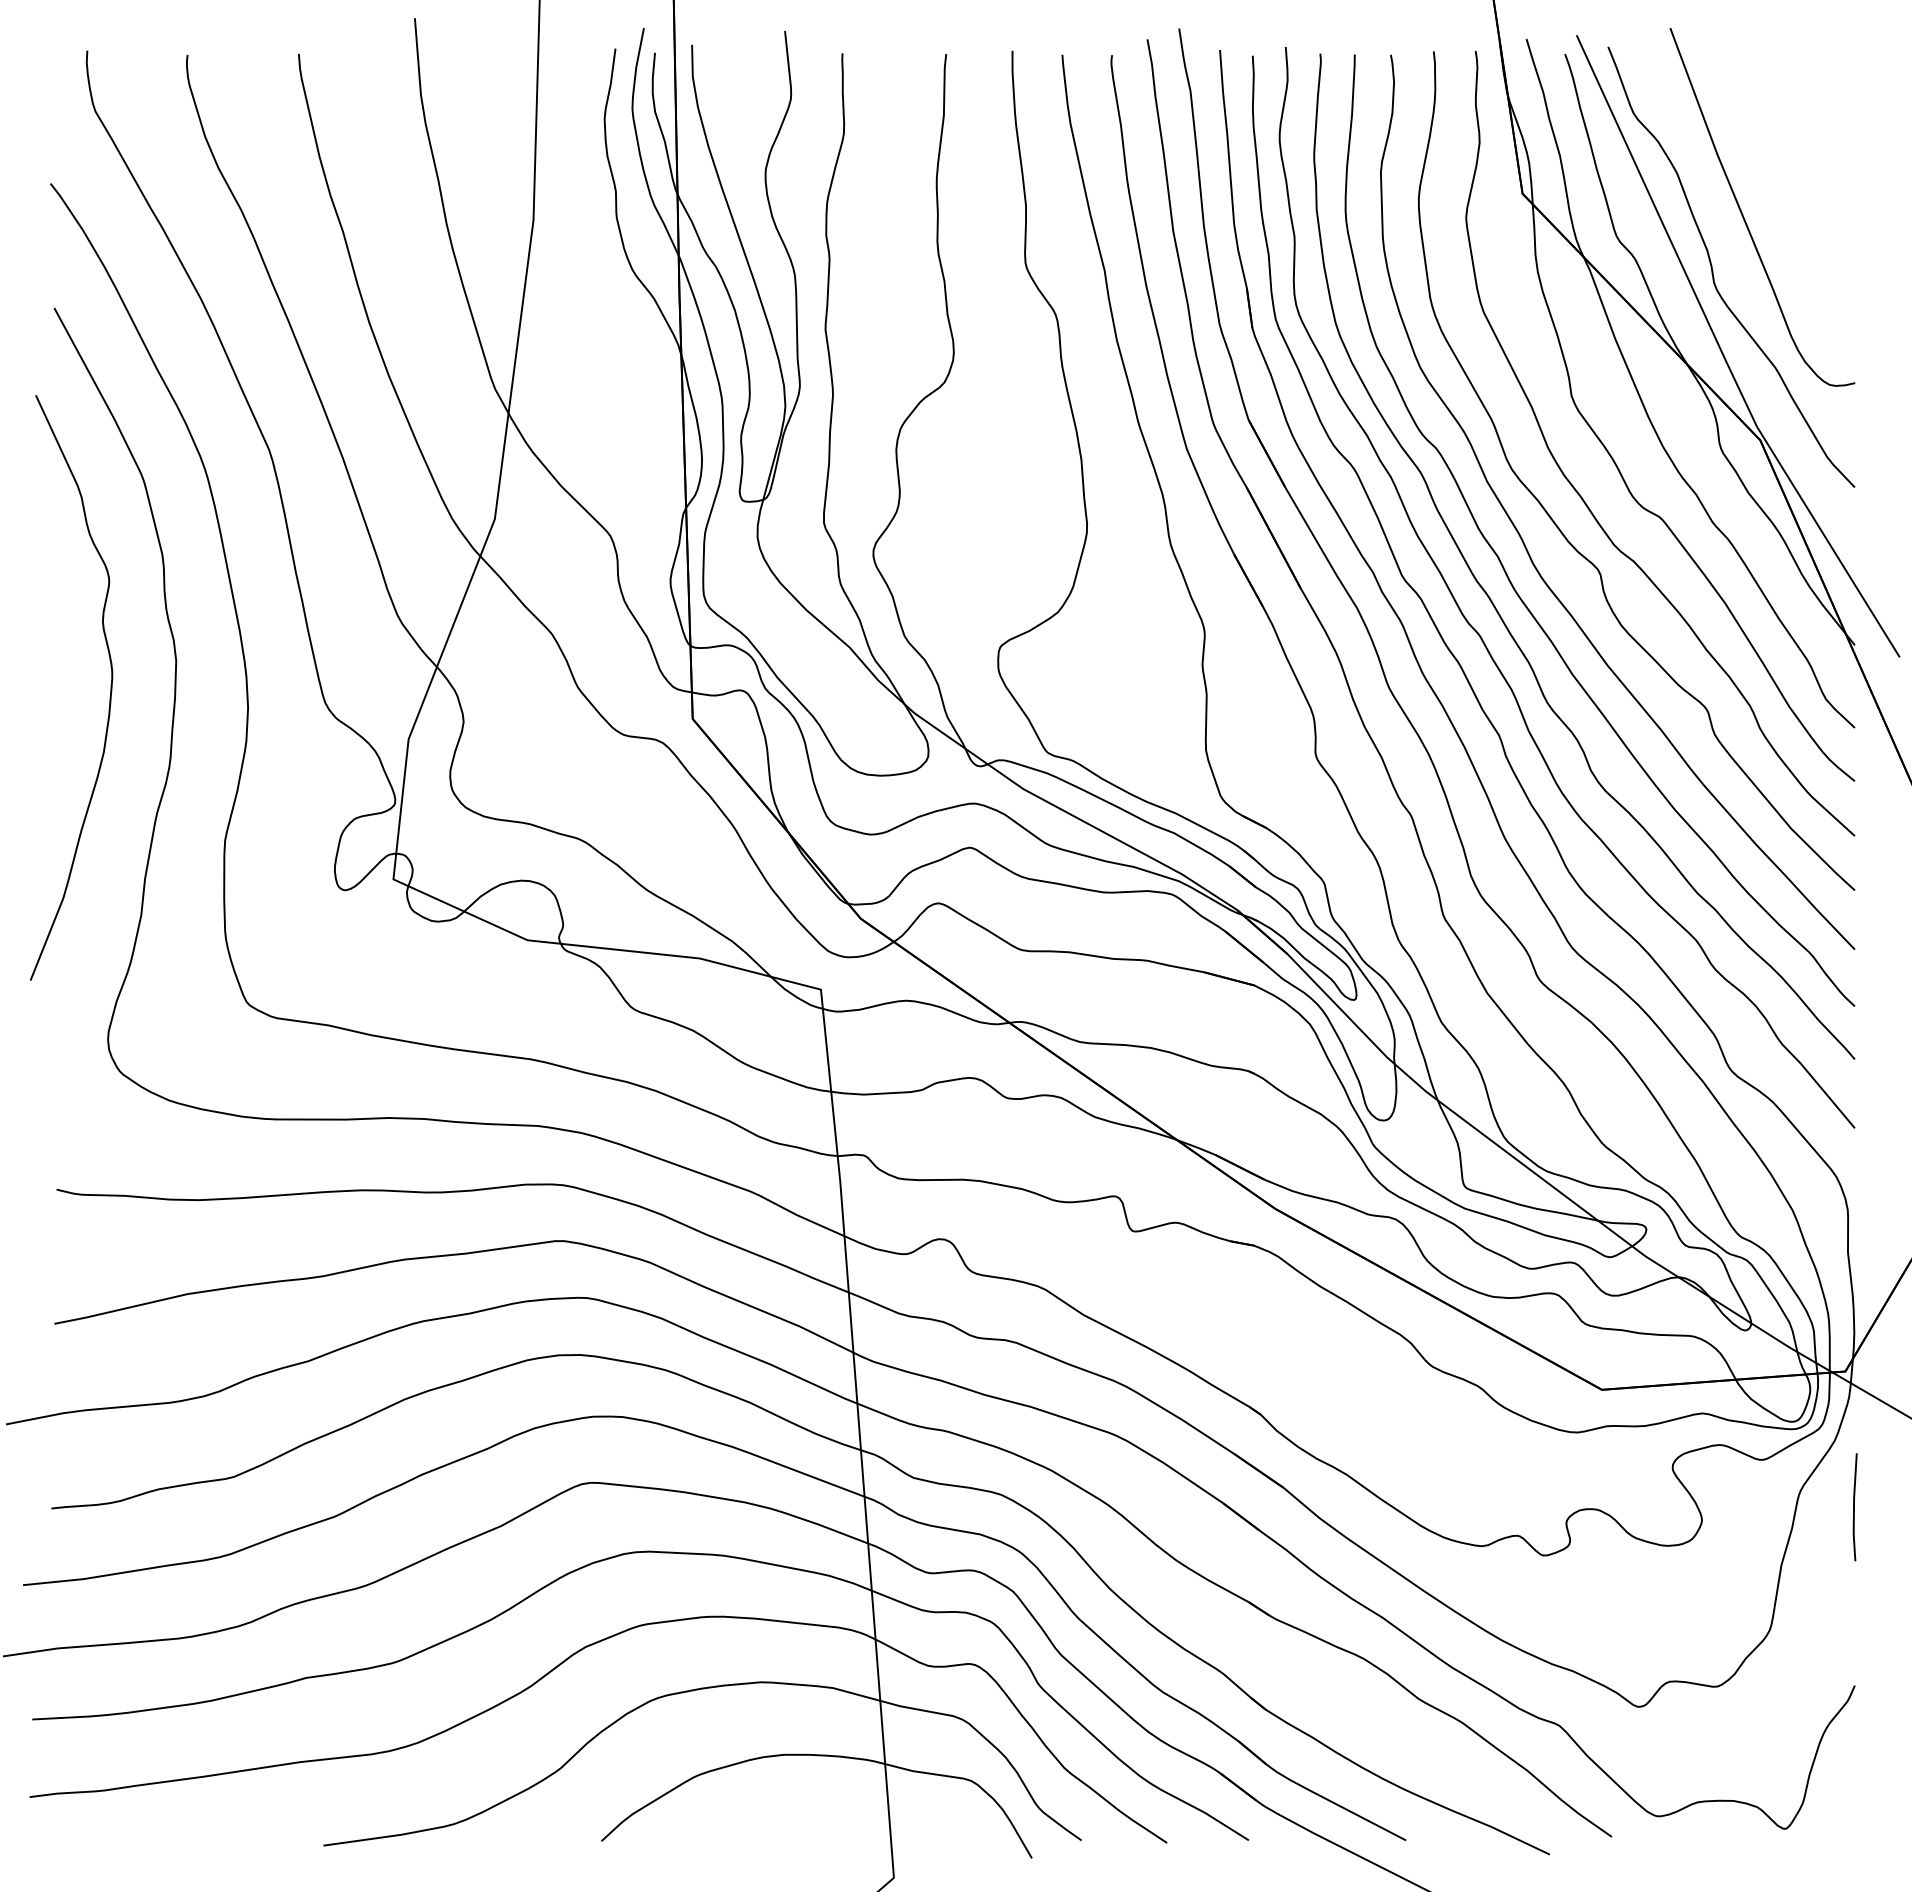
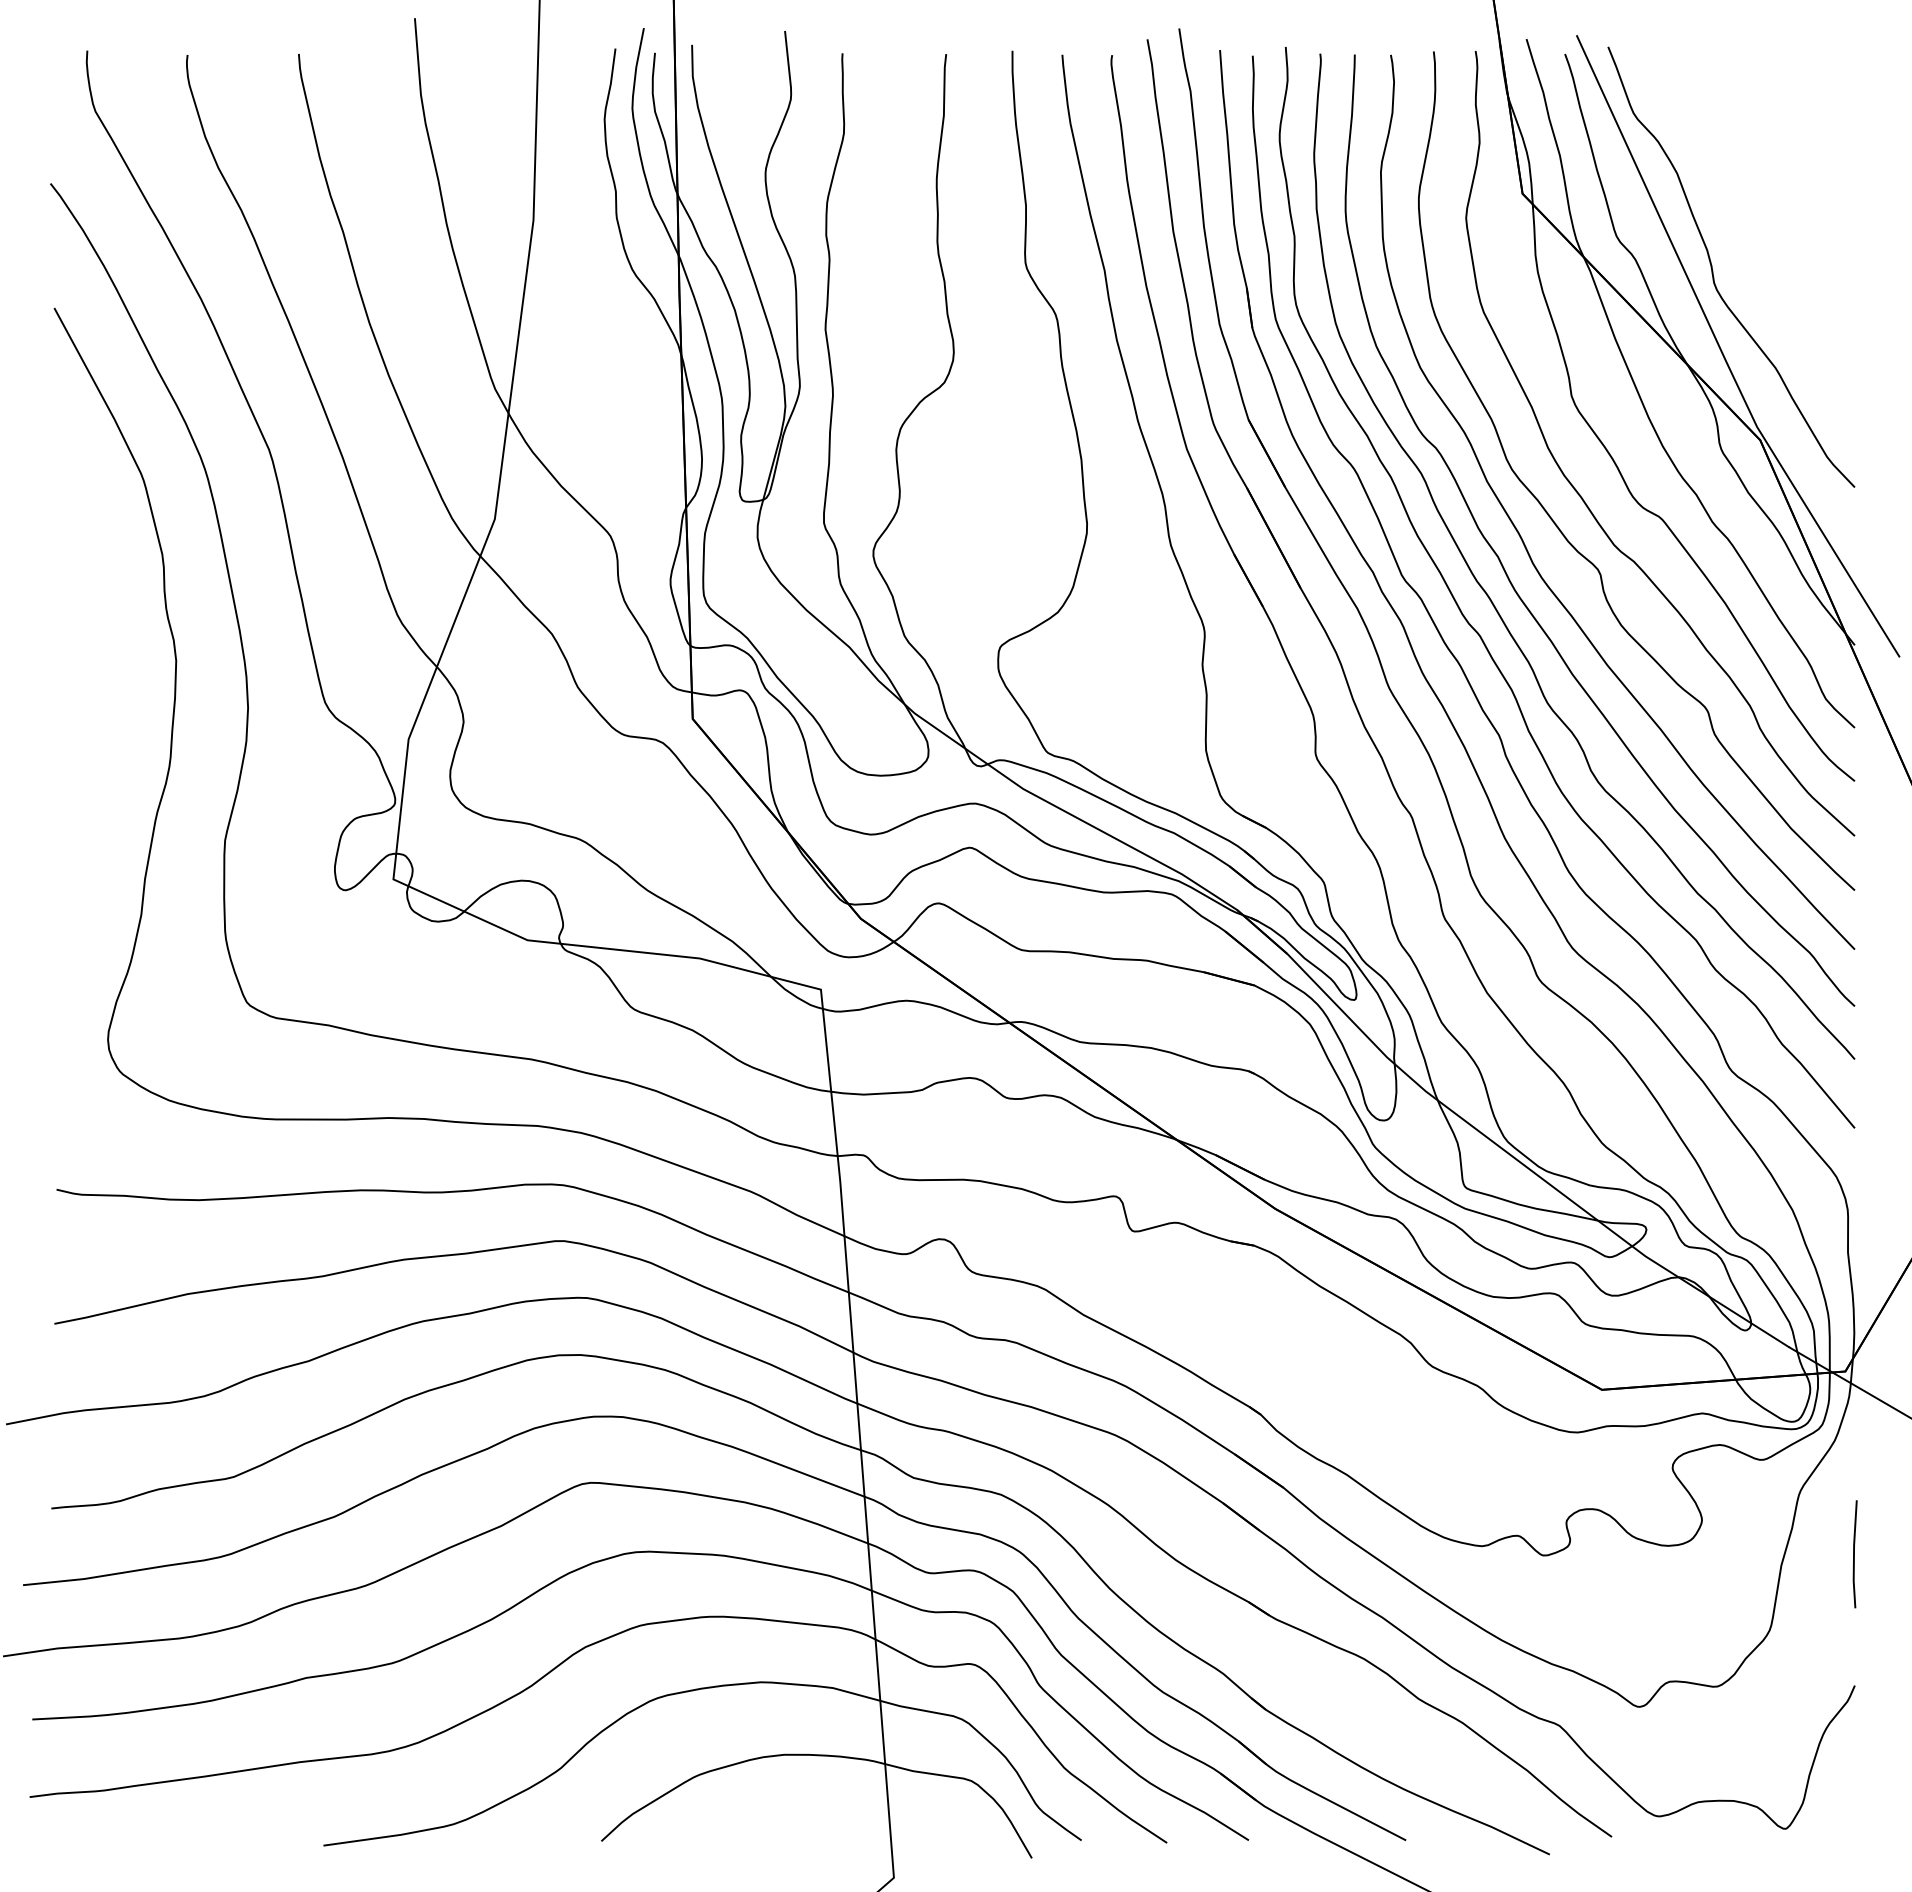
curve: present -> none (1743, 214)
curve: present -> none (110, 687)
line position: (1854, 1507) -> (1854, 1554) (1854, 1554)
